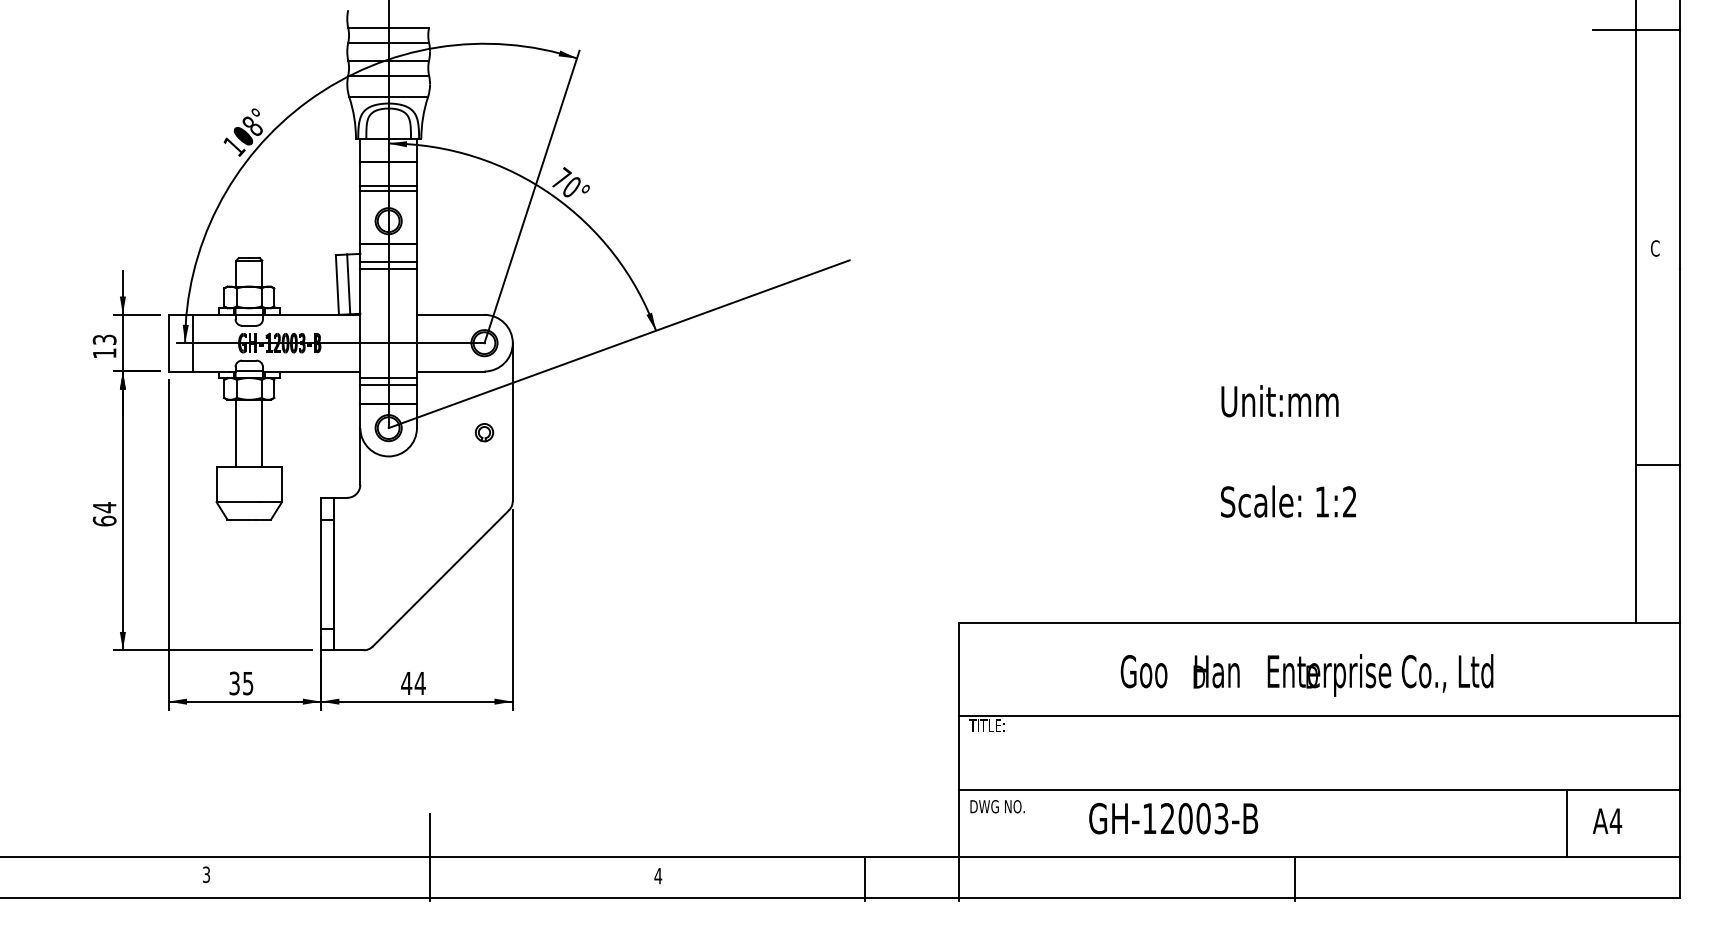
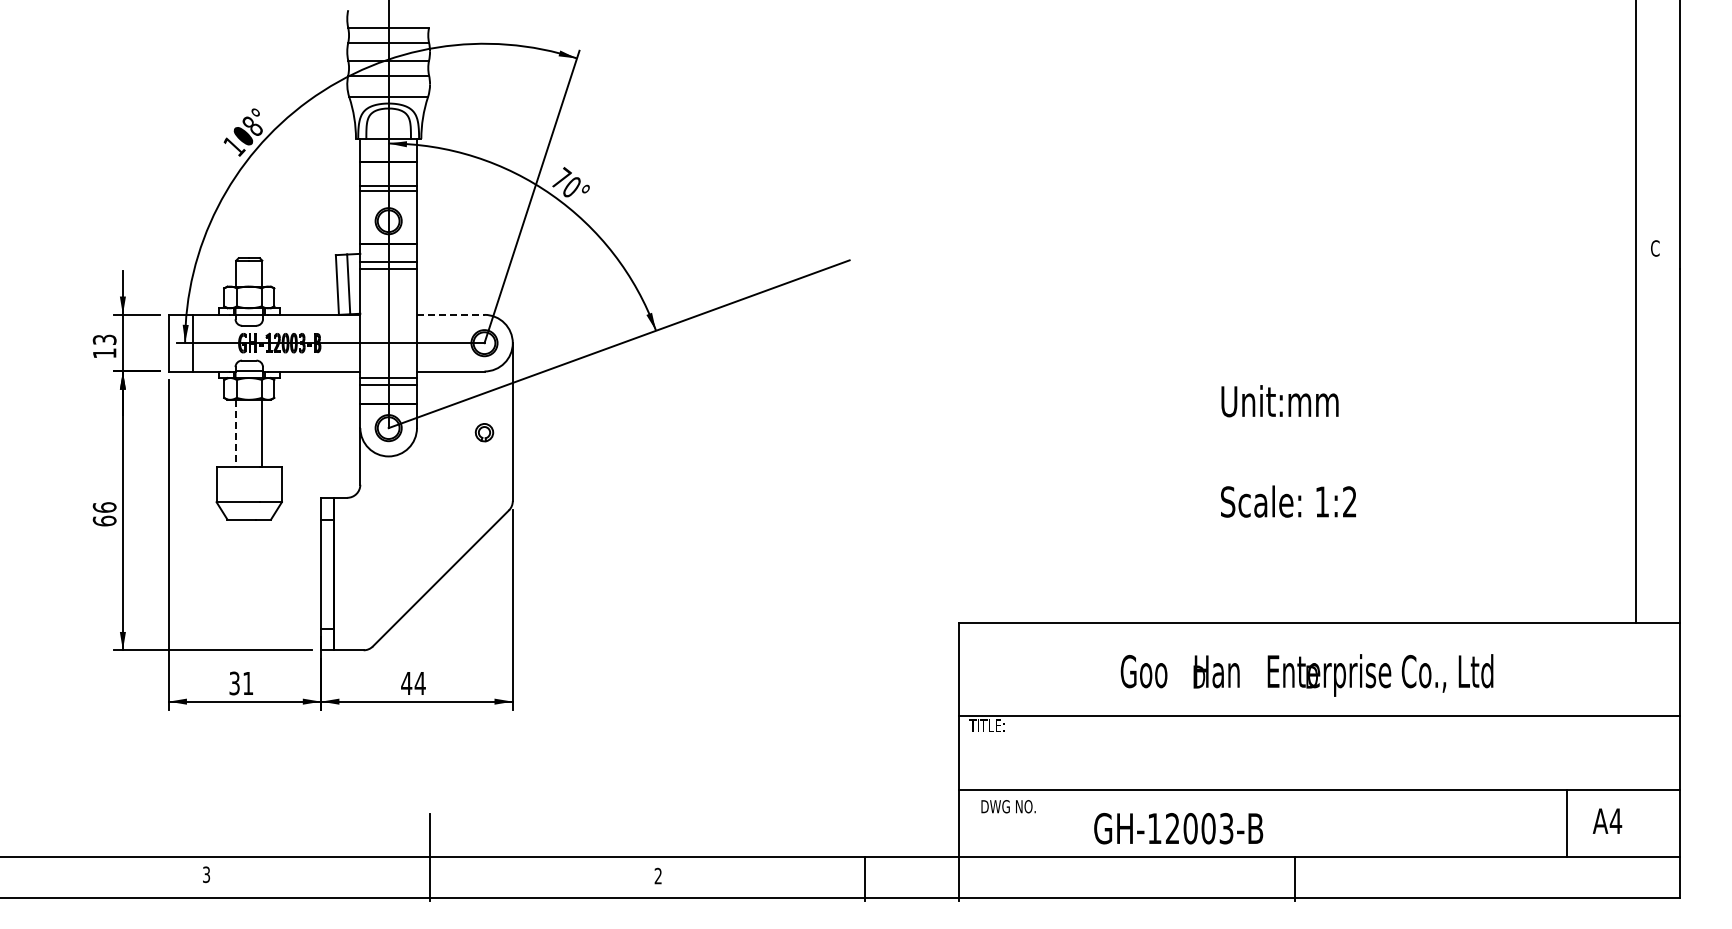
line: present -> none (1636, 29)
line: solid -> dashed (450, 314)
line: solid -> dashed (236, 433)
line: present -> none (1658, 465)
text: 64 -> 66 (104, 507)
text: 35 -> 31 (248, 683)
text position: (997, 806) -> (1008, 806) (1008, 806)
text position: (1173, 818) -> (1178, 828) (1178, 828)
text: 4 -> 2 (658, 875)
